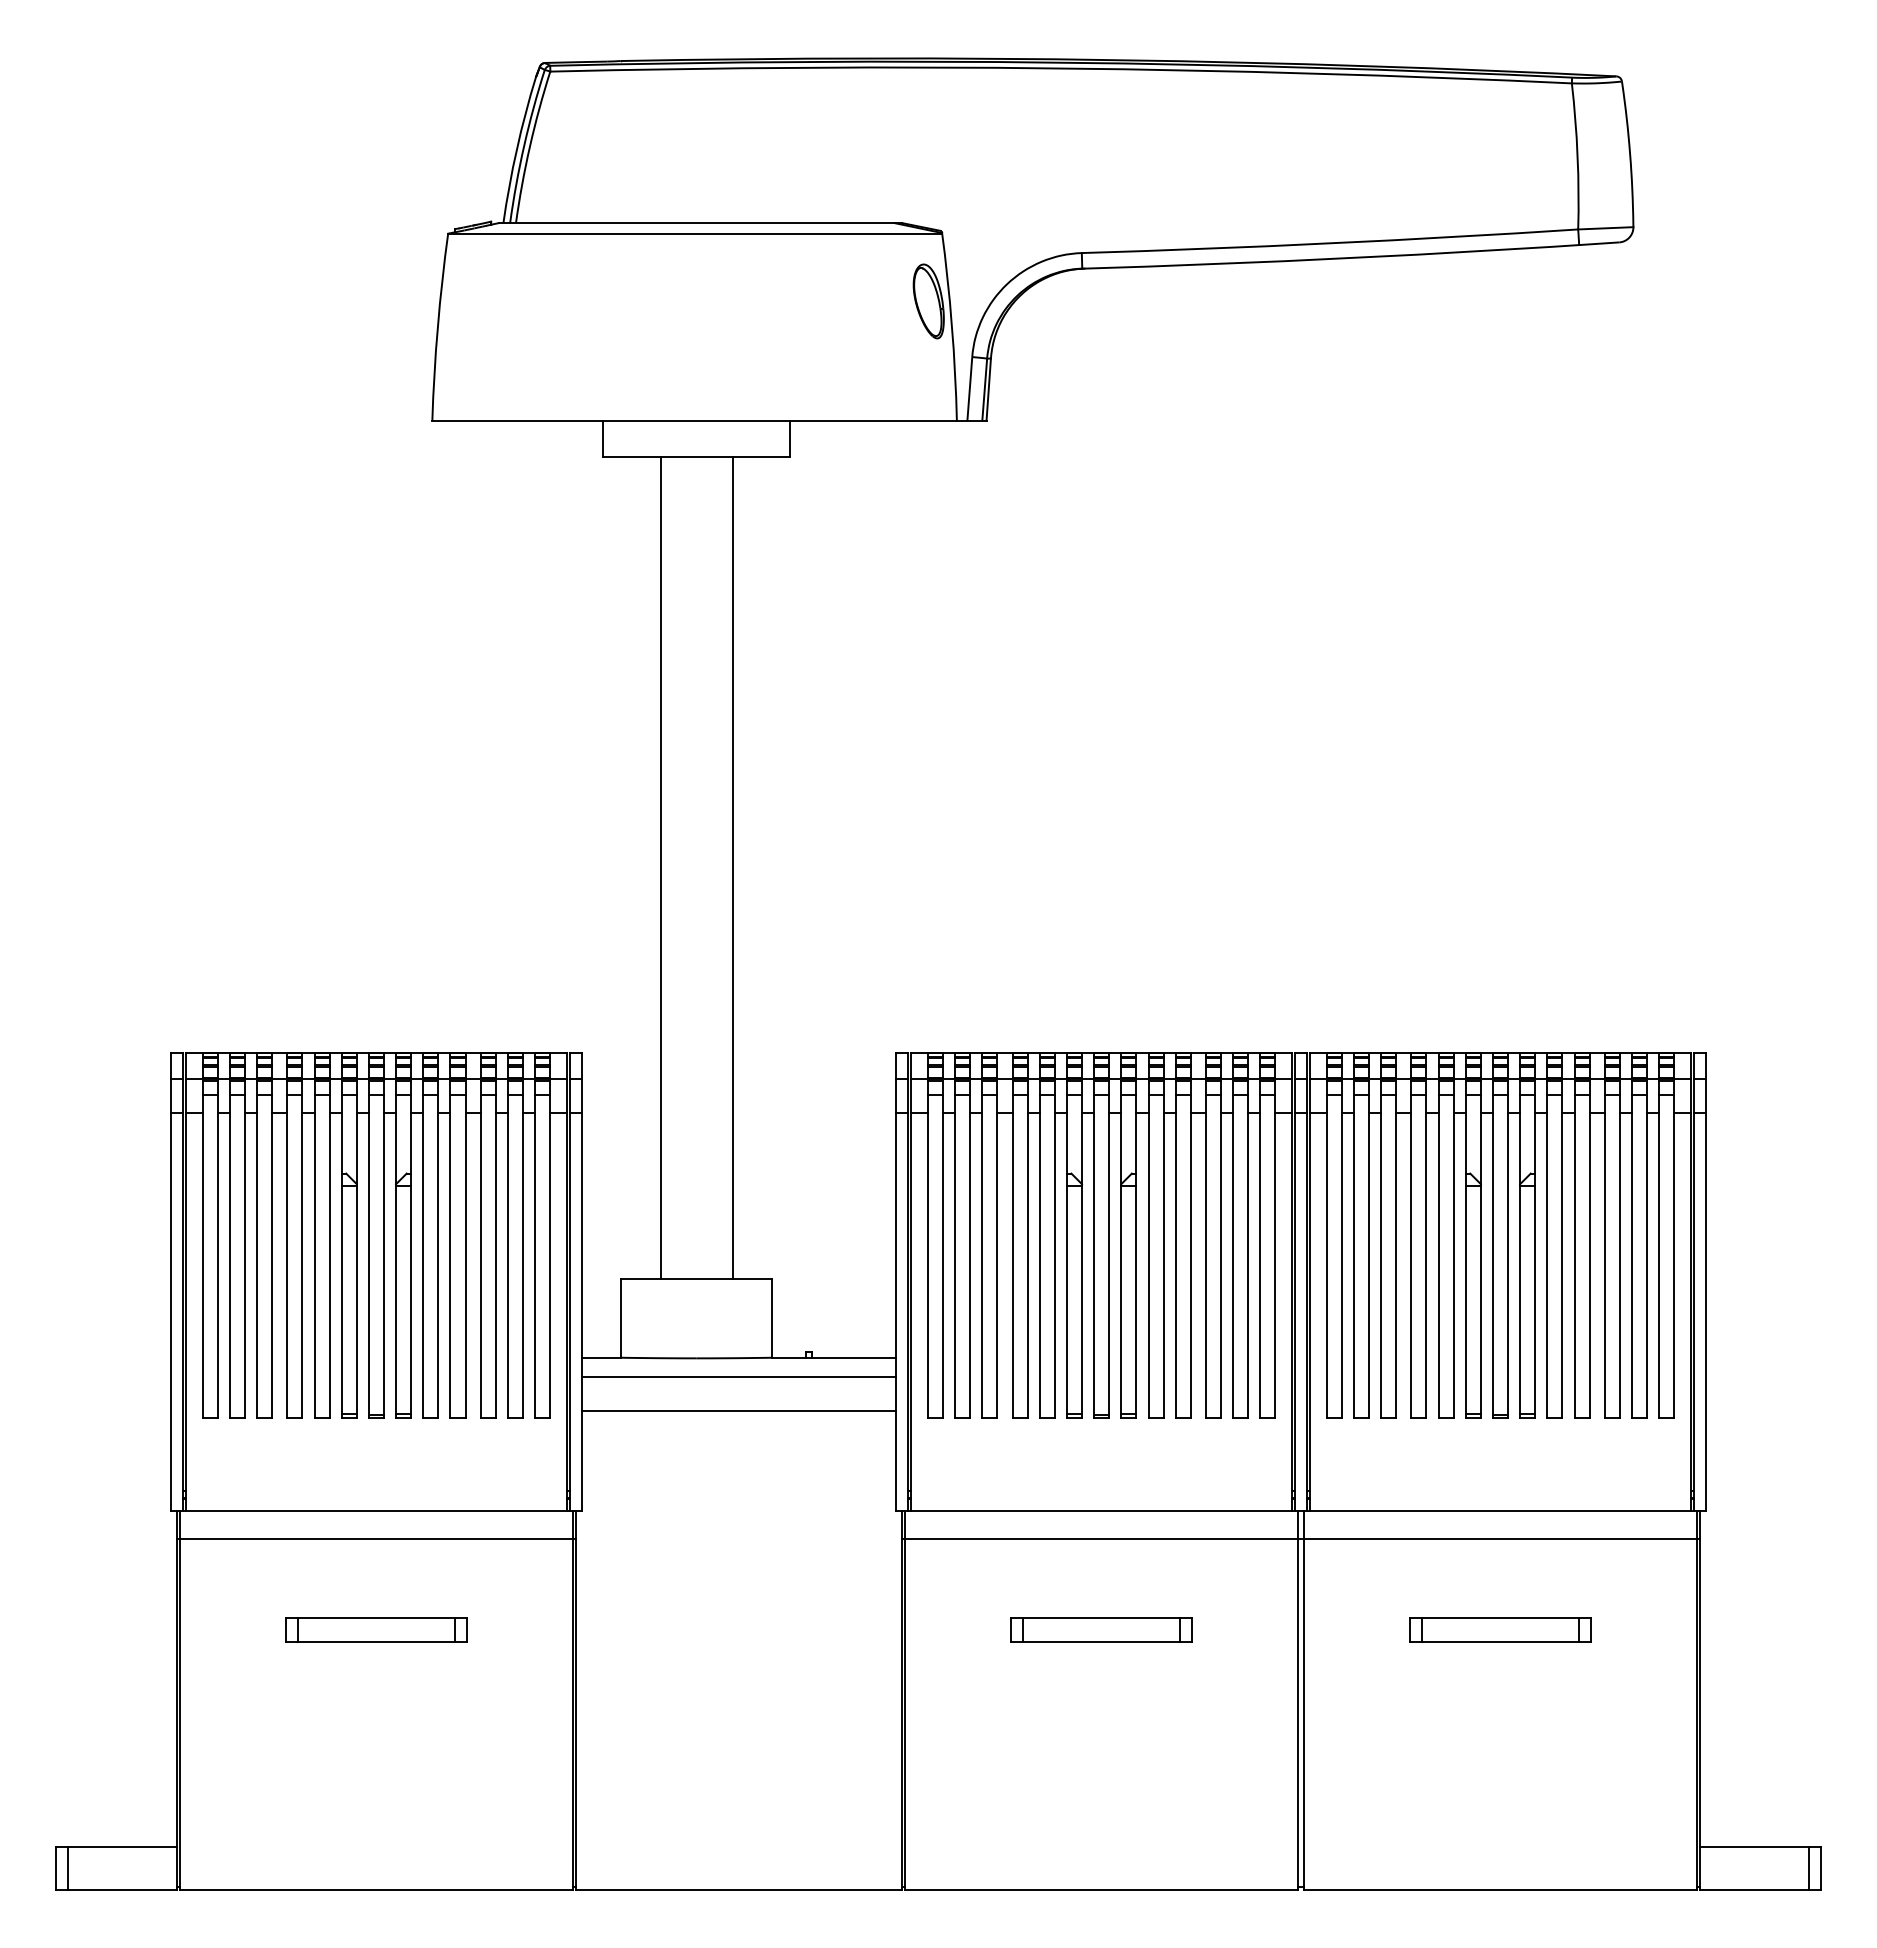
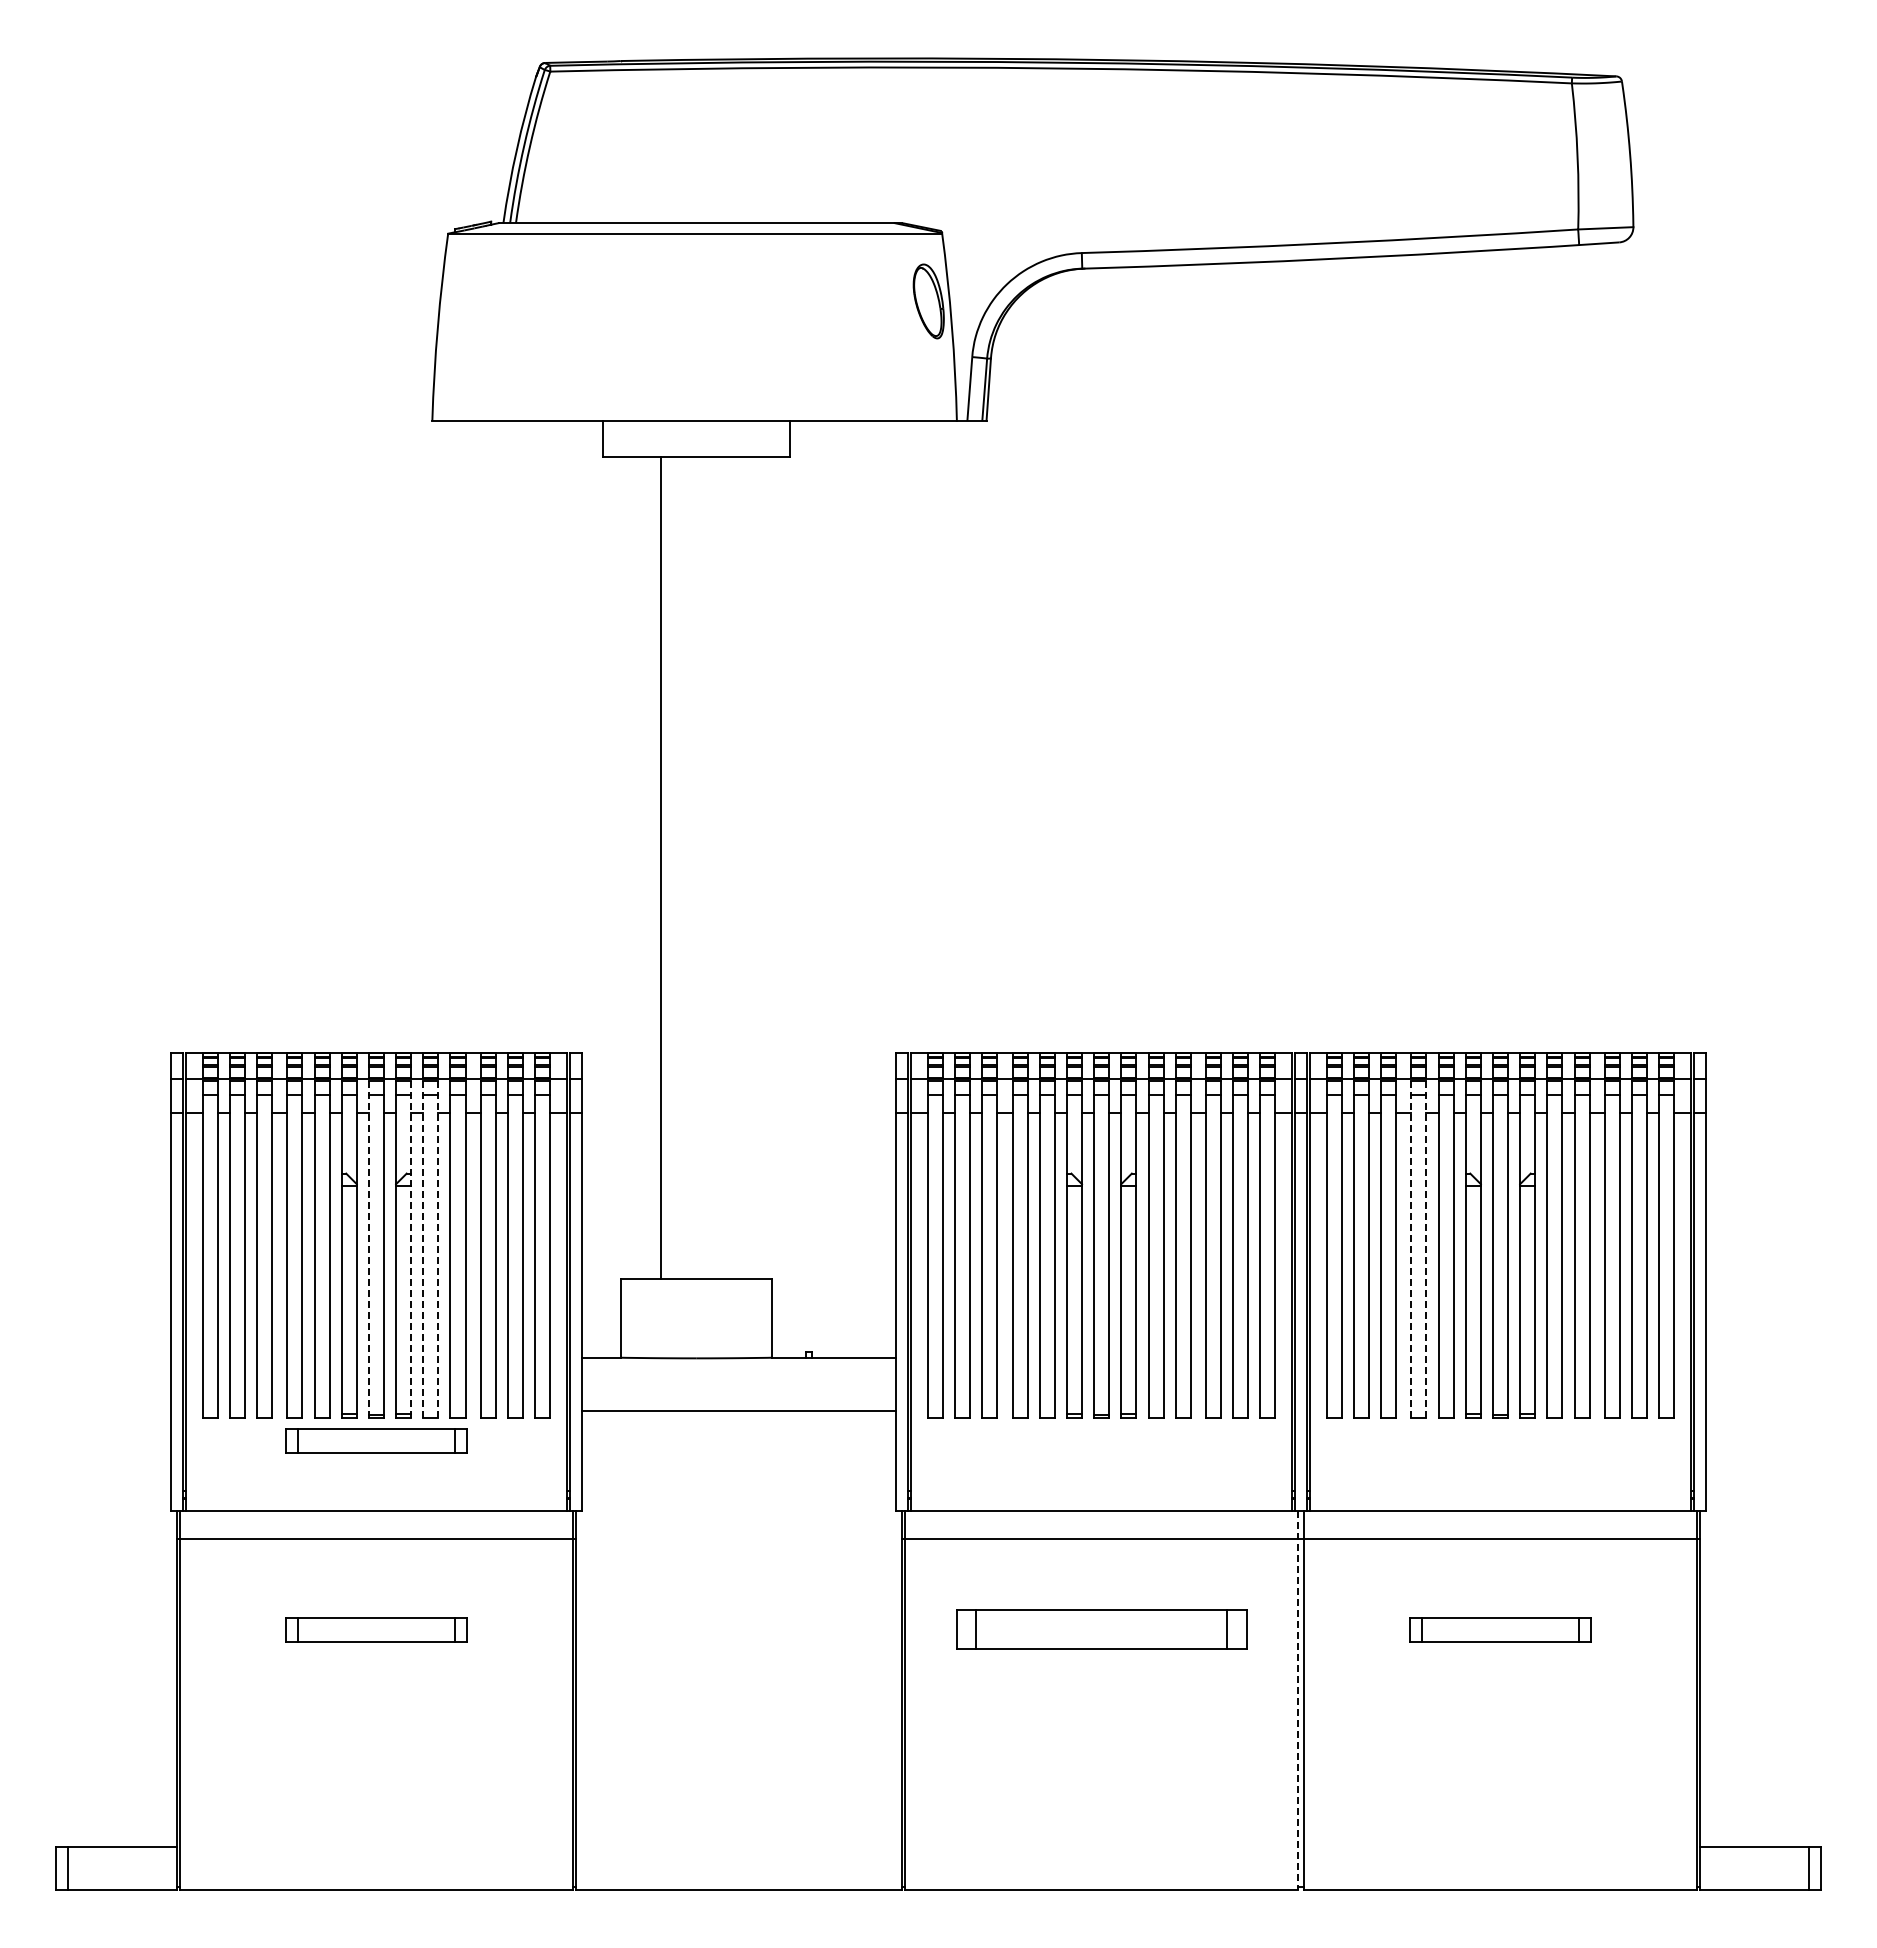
line: present -> none (733, 868)
line: solid -> dashed (368, 1249)
line: solid -> dashed (411, 1249)
line: solid -> dashed (423, 1249)
line: solid -> dashed (438, 1249)
line: solid -> dashed (1411, 1249)
line: solid -> dashed (1426, 1249)
line: present -> none (738, 1376)
part: none -> present (376, 1440)
part size: 183x26 px -> 292x41 px (1101, 1629)
line: solid -> dashed (1298, 1700)
